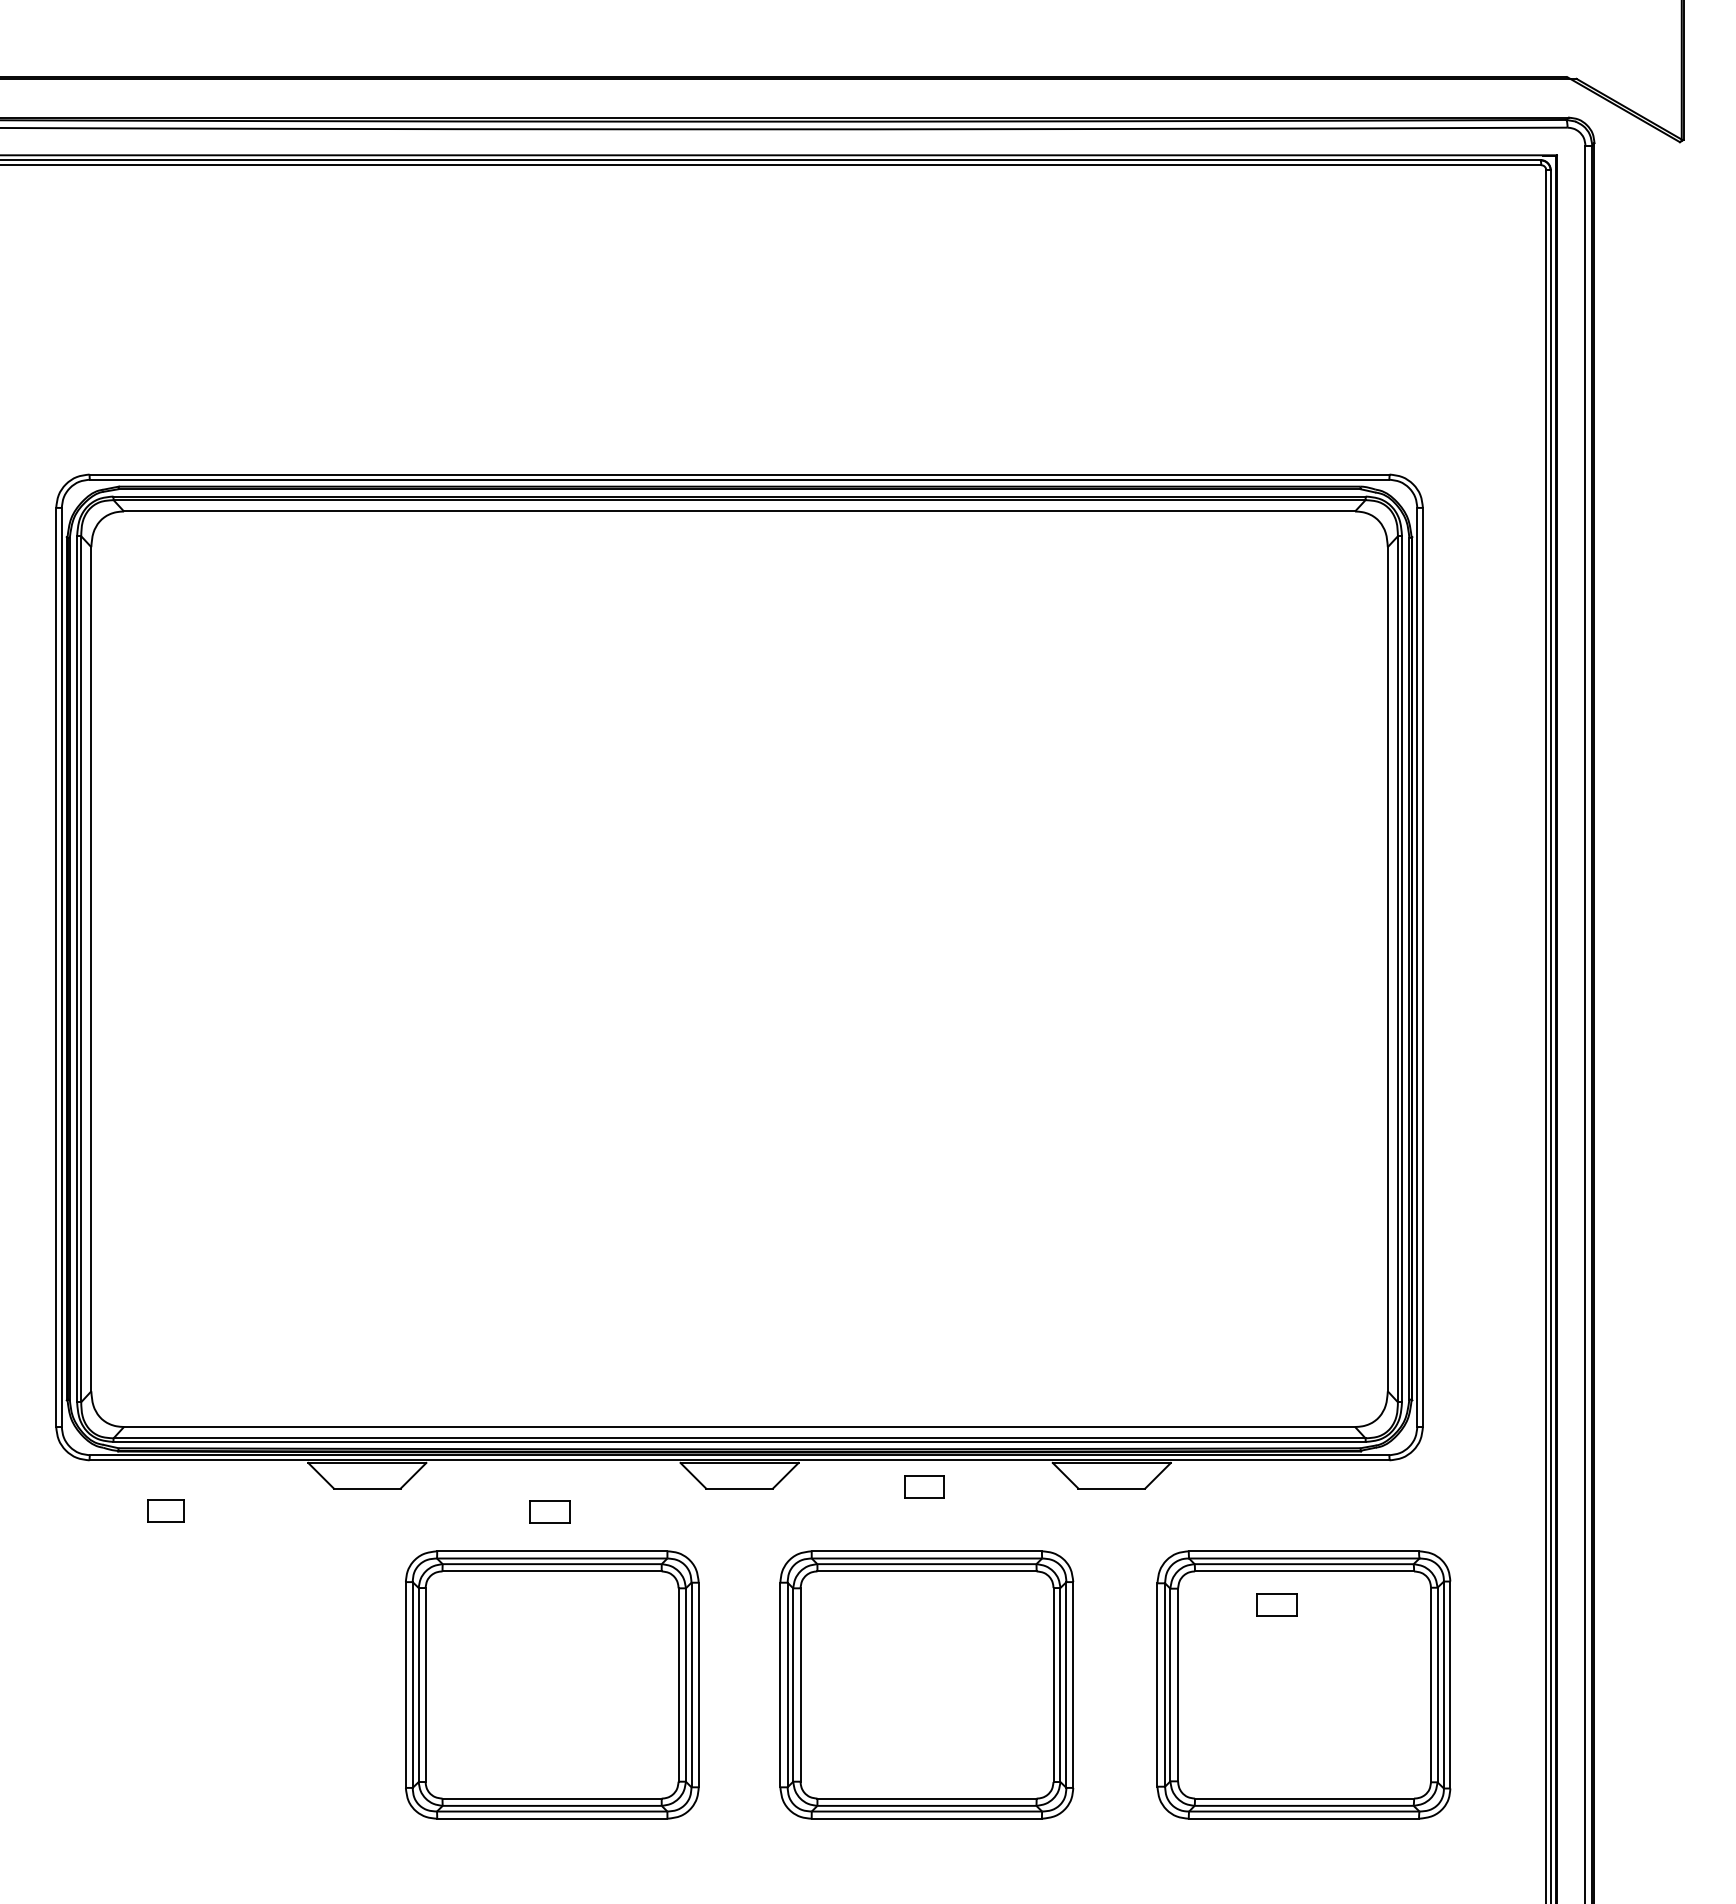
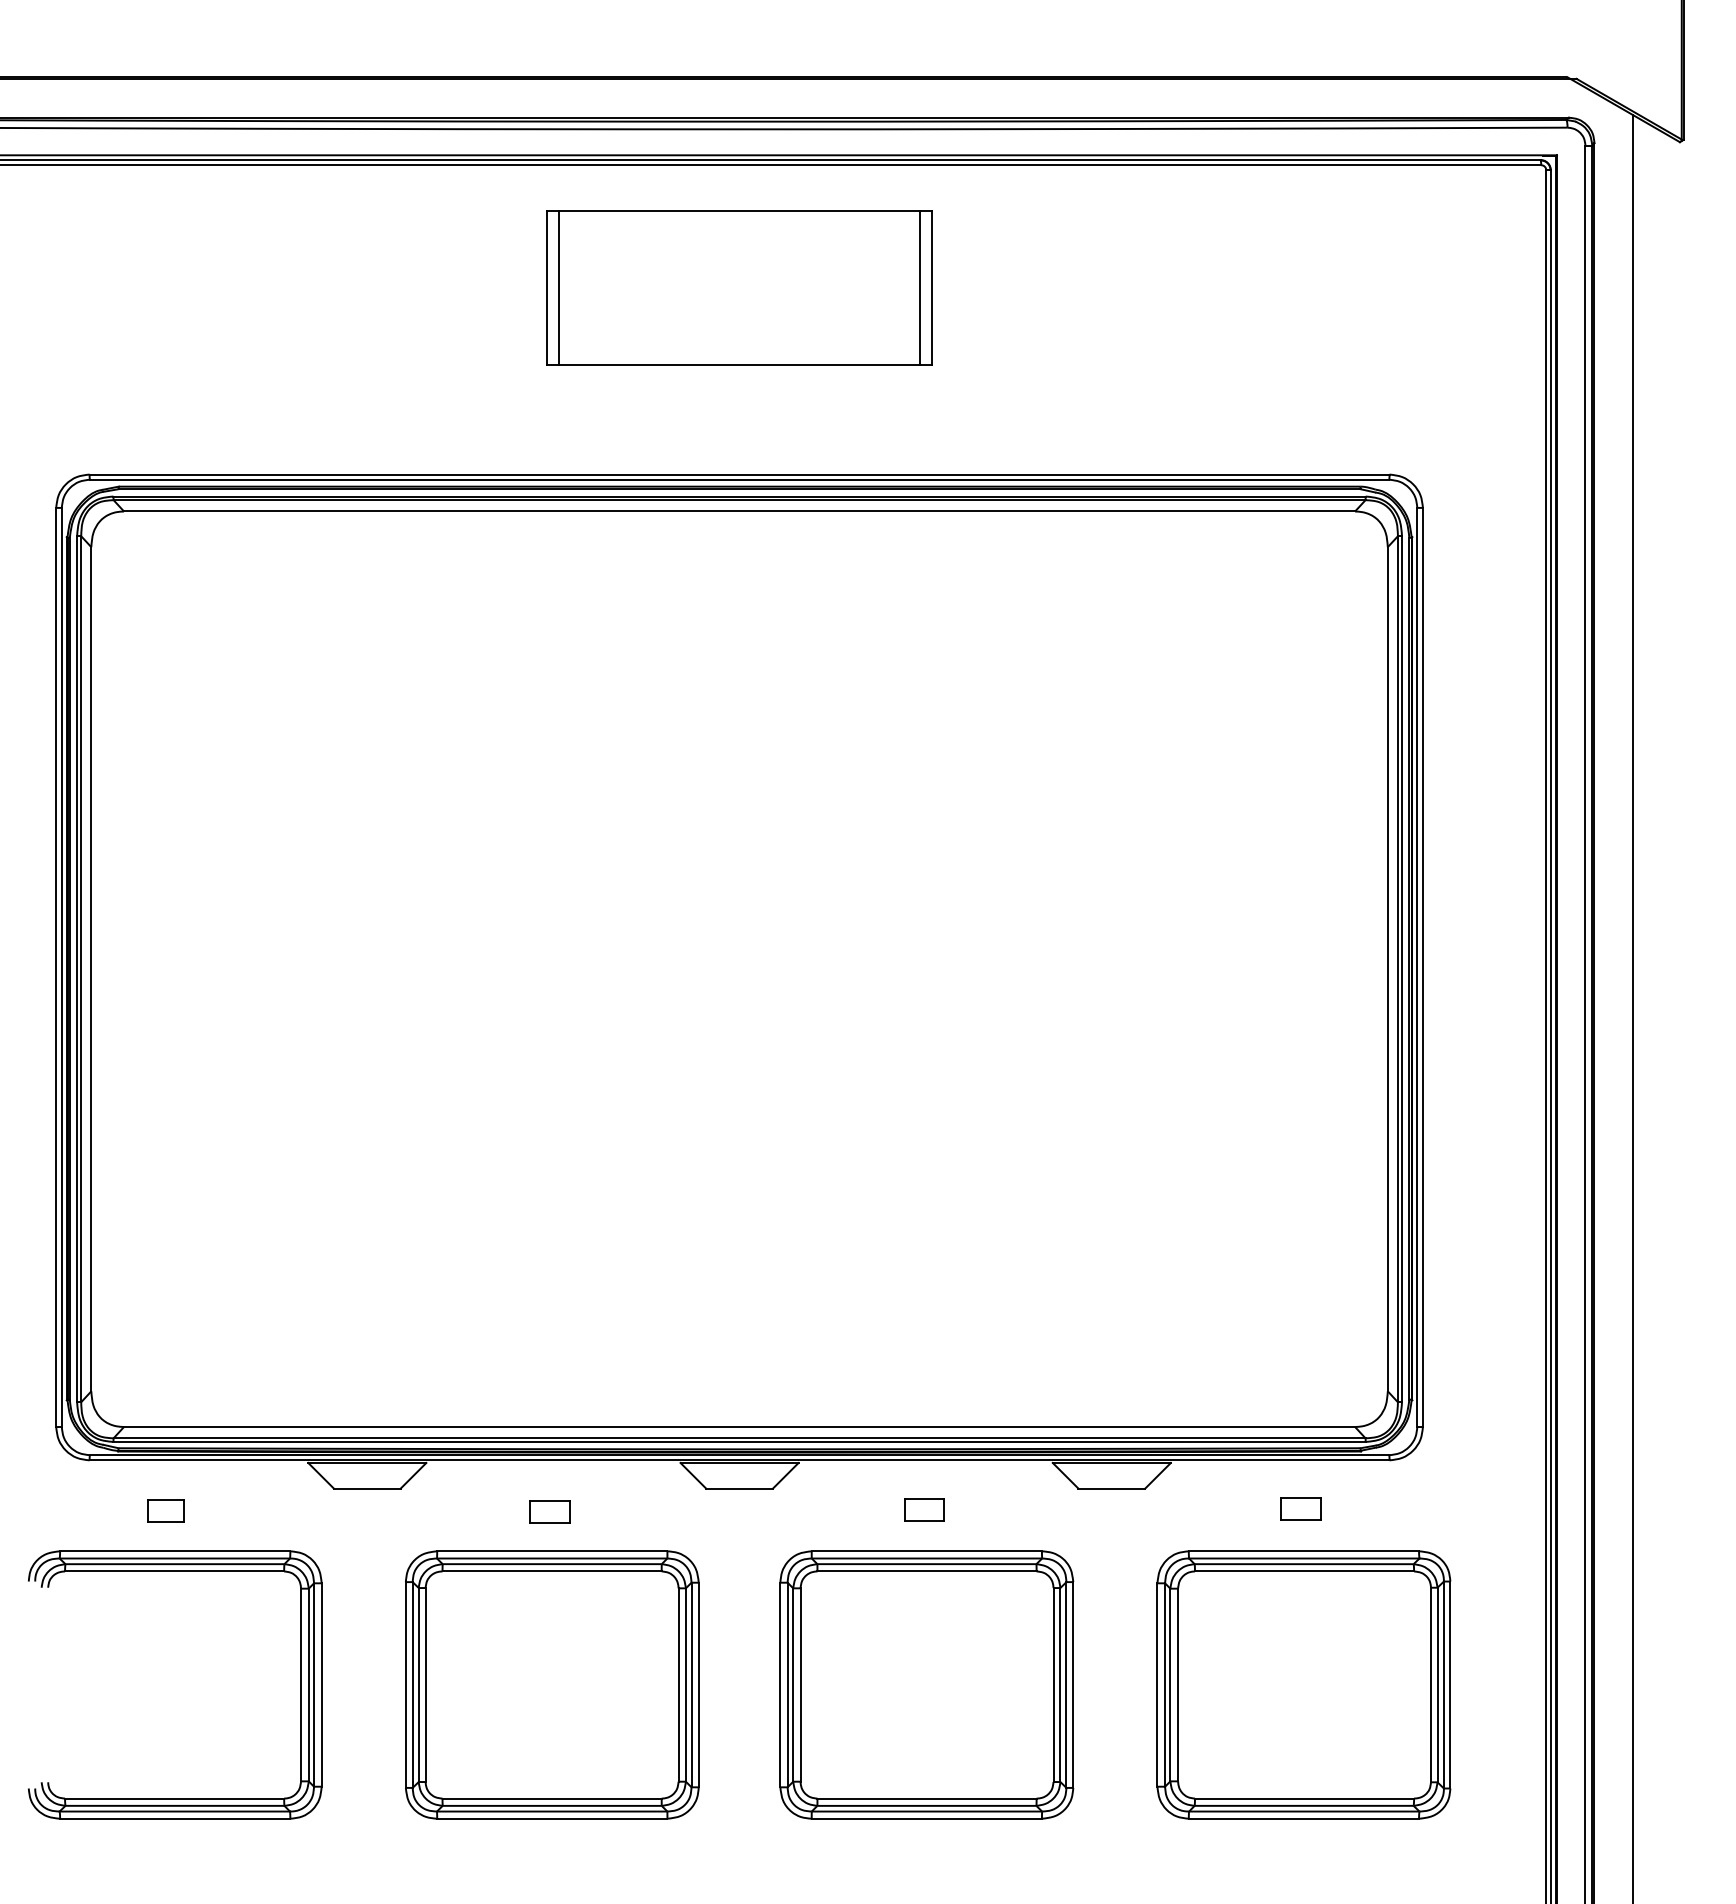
part: none -> present (739, 287)
line: none -> present (1632, 1007)
part position: (924, 1486) -> (924, 1509) (924, 1509)
part: none -> present (175, 1571)
part position: (1276, 1604) -> (1300, 1508) (1300, 1508)
